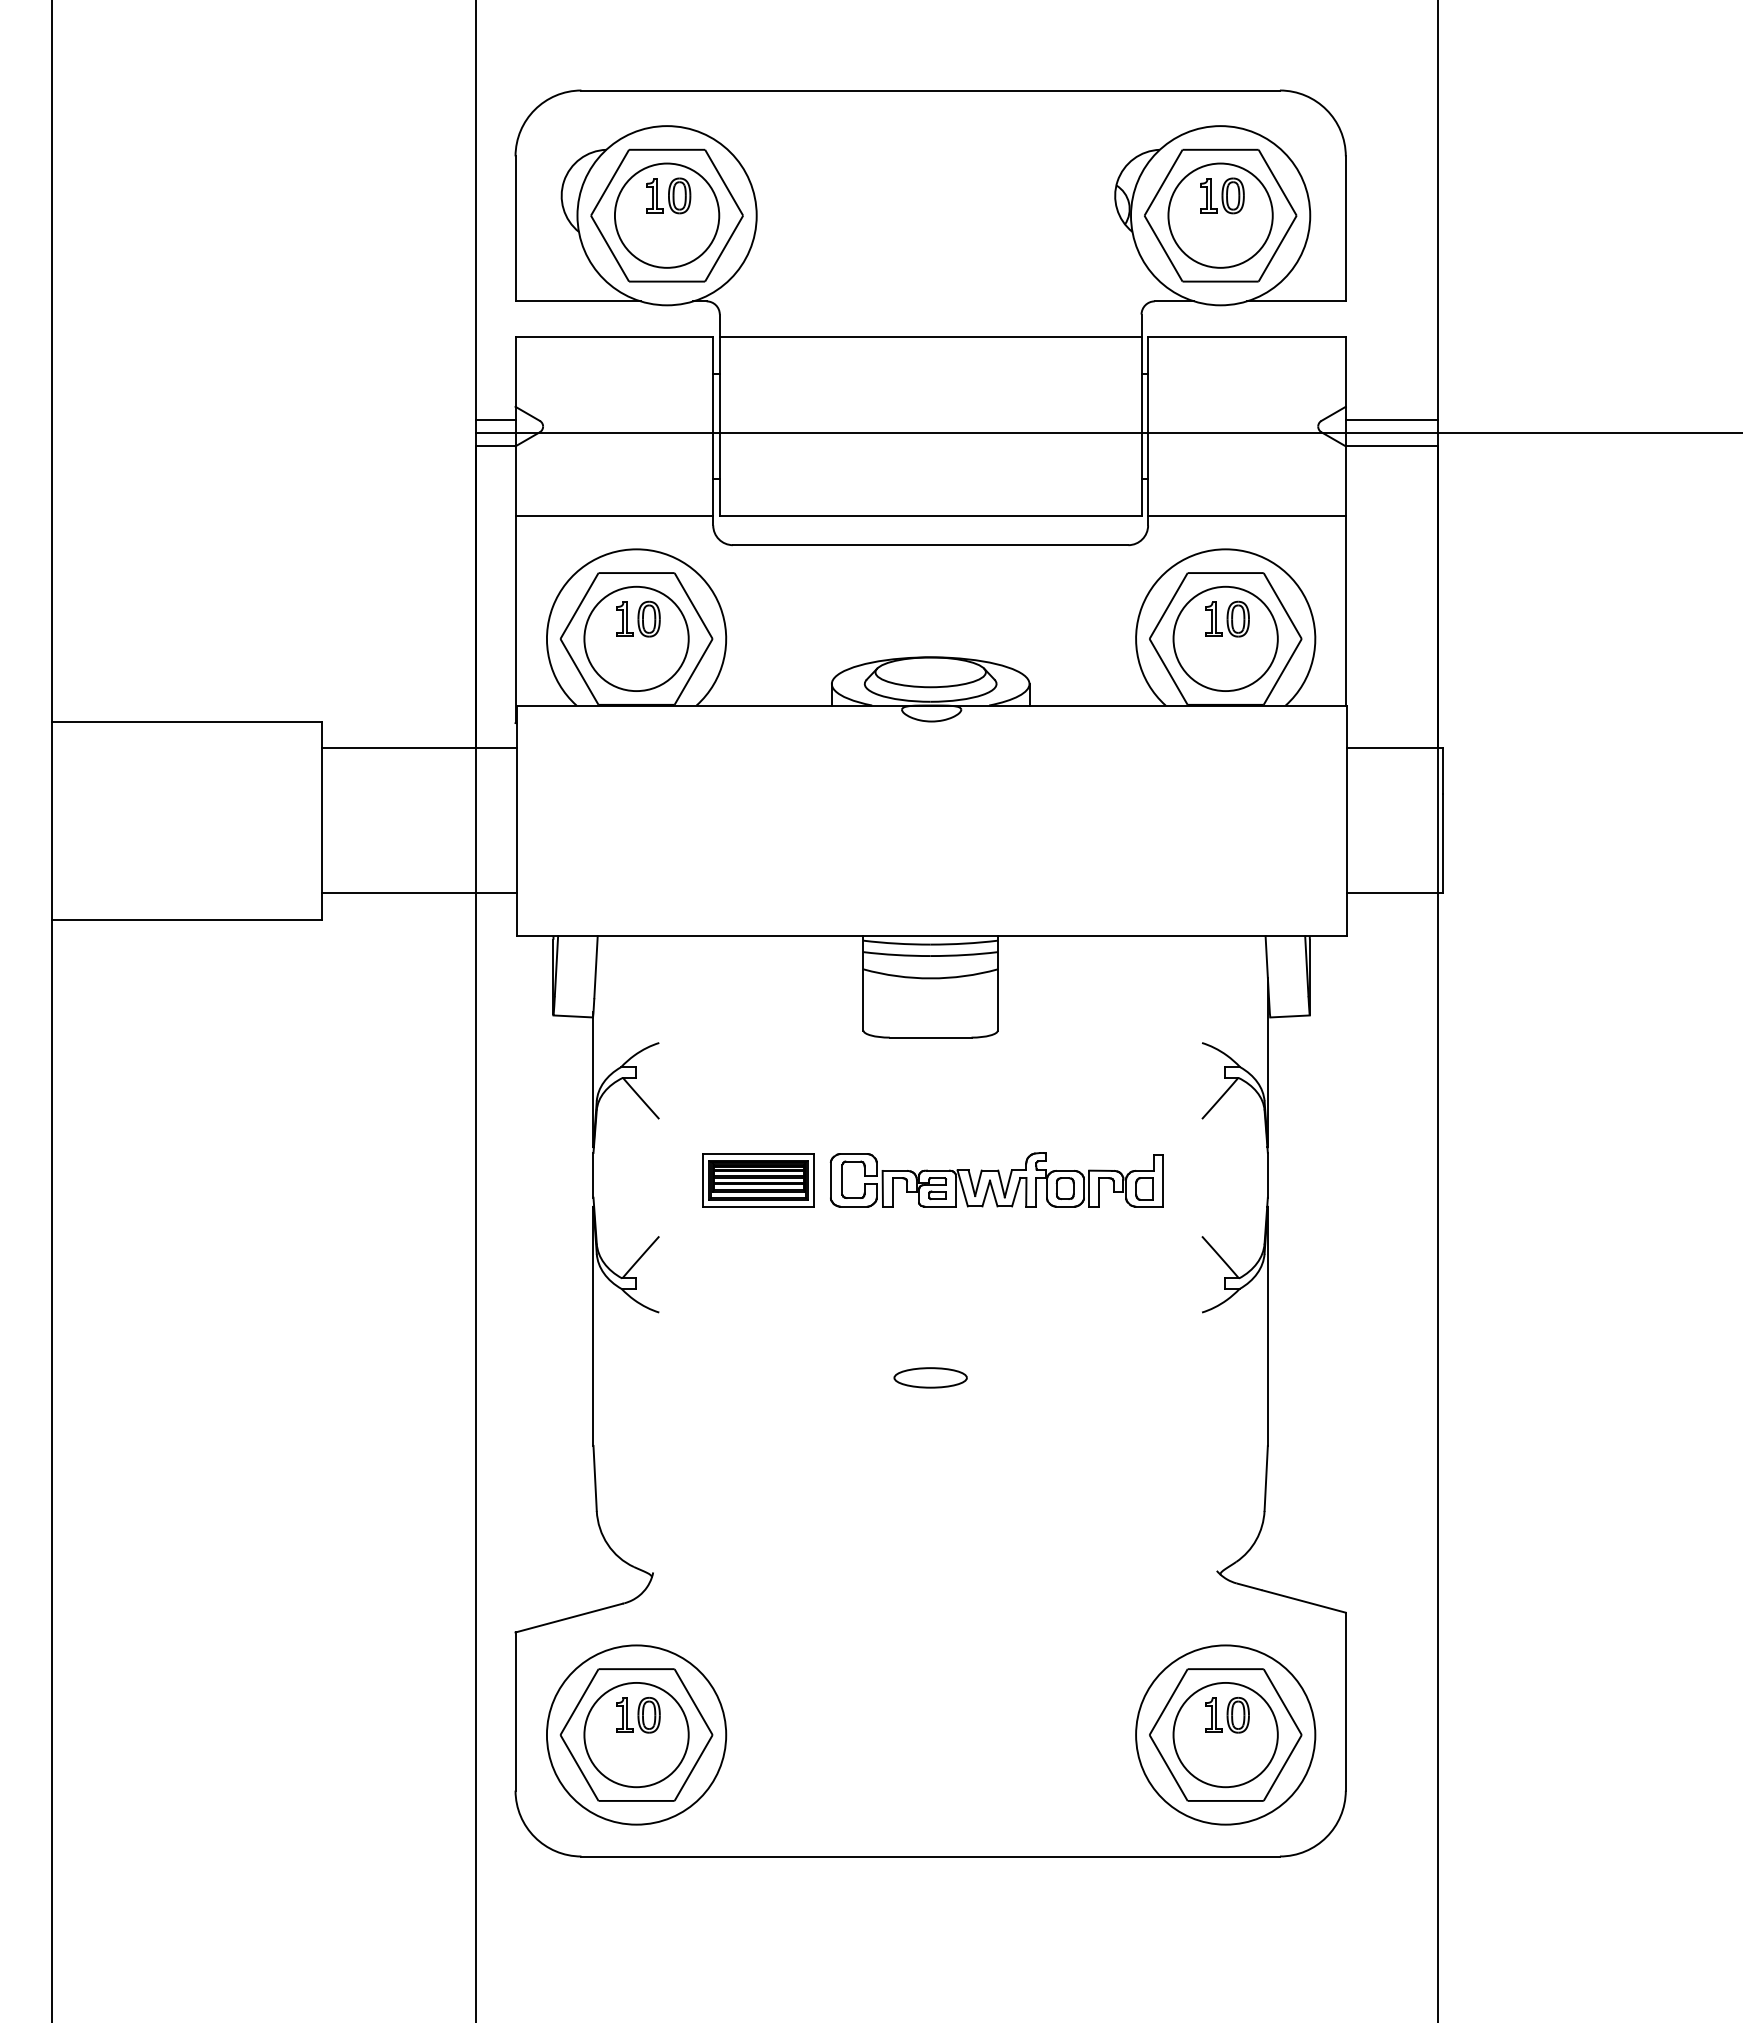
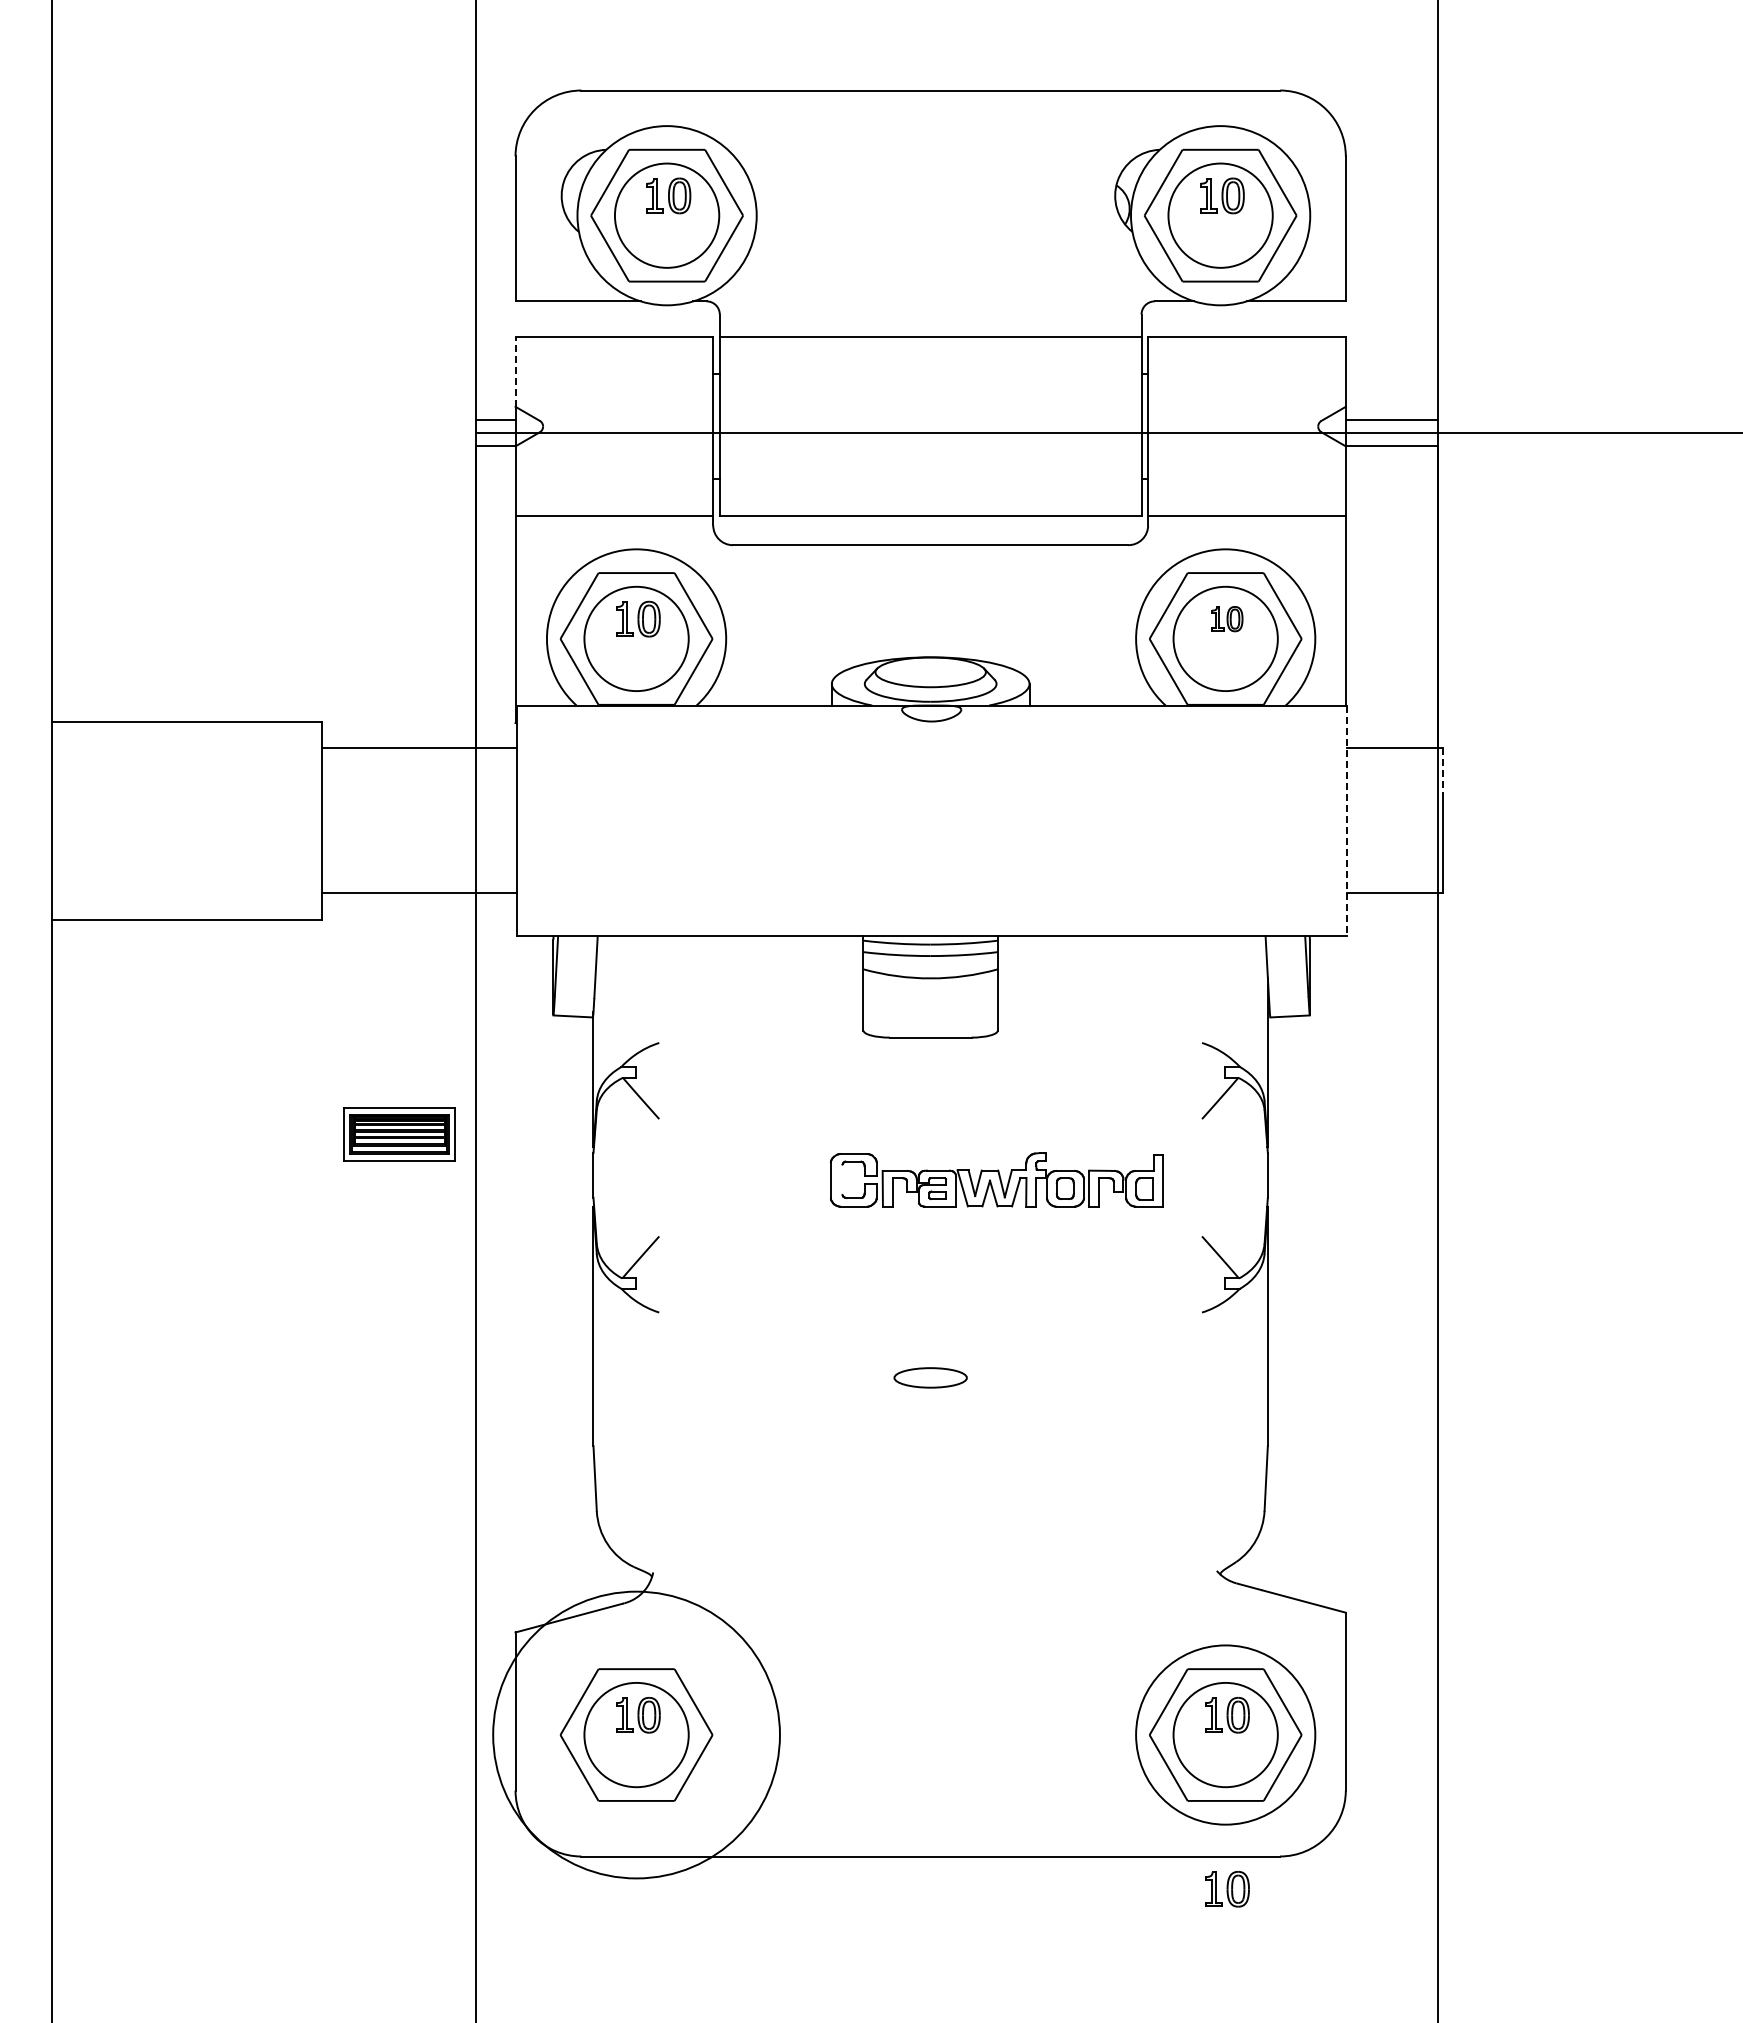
line: solid -> dashed (515, 371)
part size: 45x38 px -> 33x27 px (1227, 619)
line: solid -> dashed (1442, 771)
line: solid -> dashed (1346, 821)
line: present -> none (842, 1179)
part position: (758, 1180) -> (399, 1134) (399, 1134)
circle diameter: 179 px -> 287 px (636, 1734)
part: none -> present (1227, 1889)
